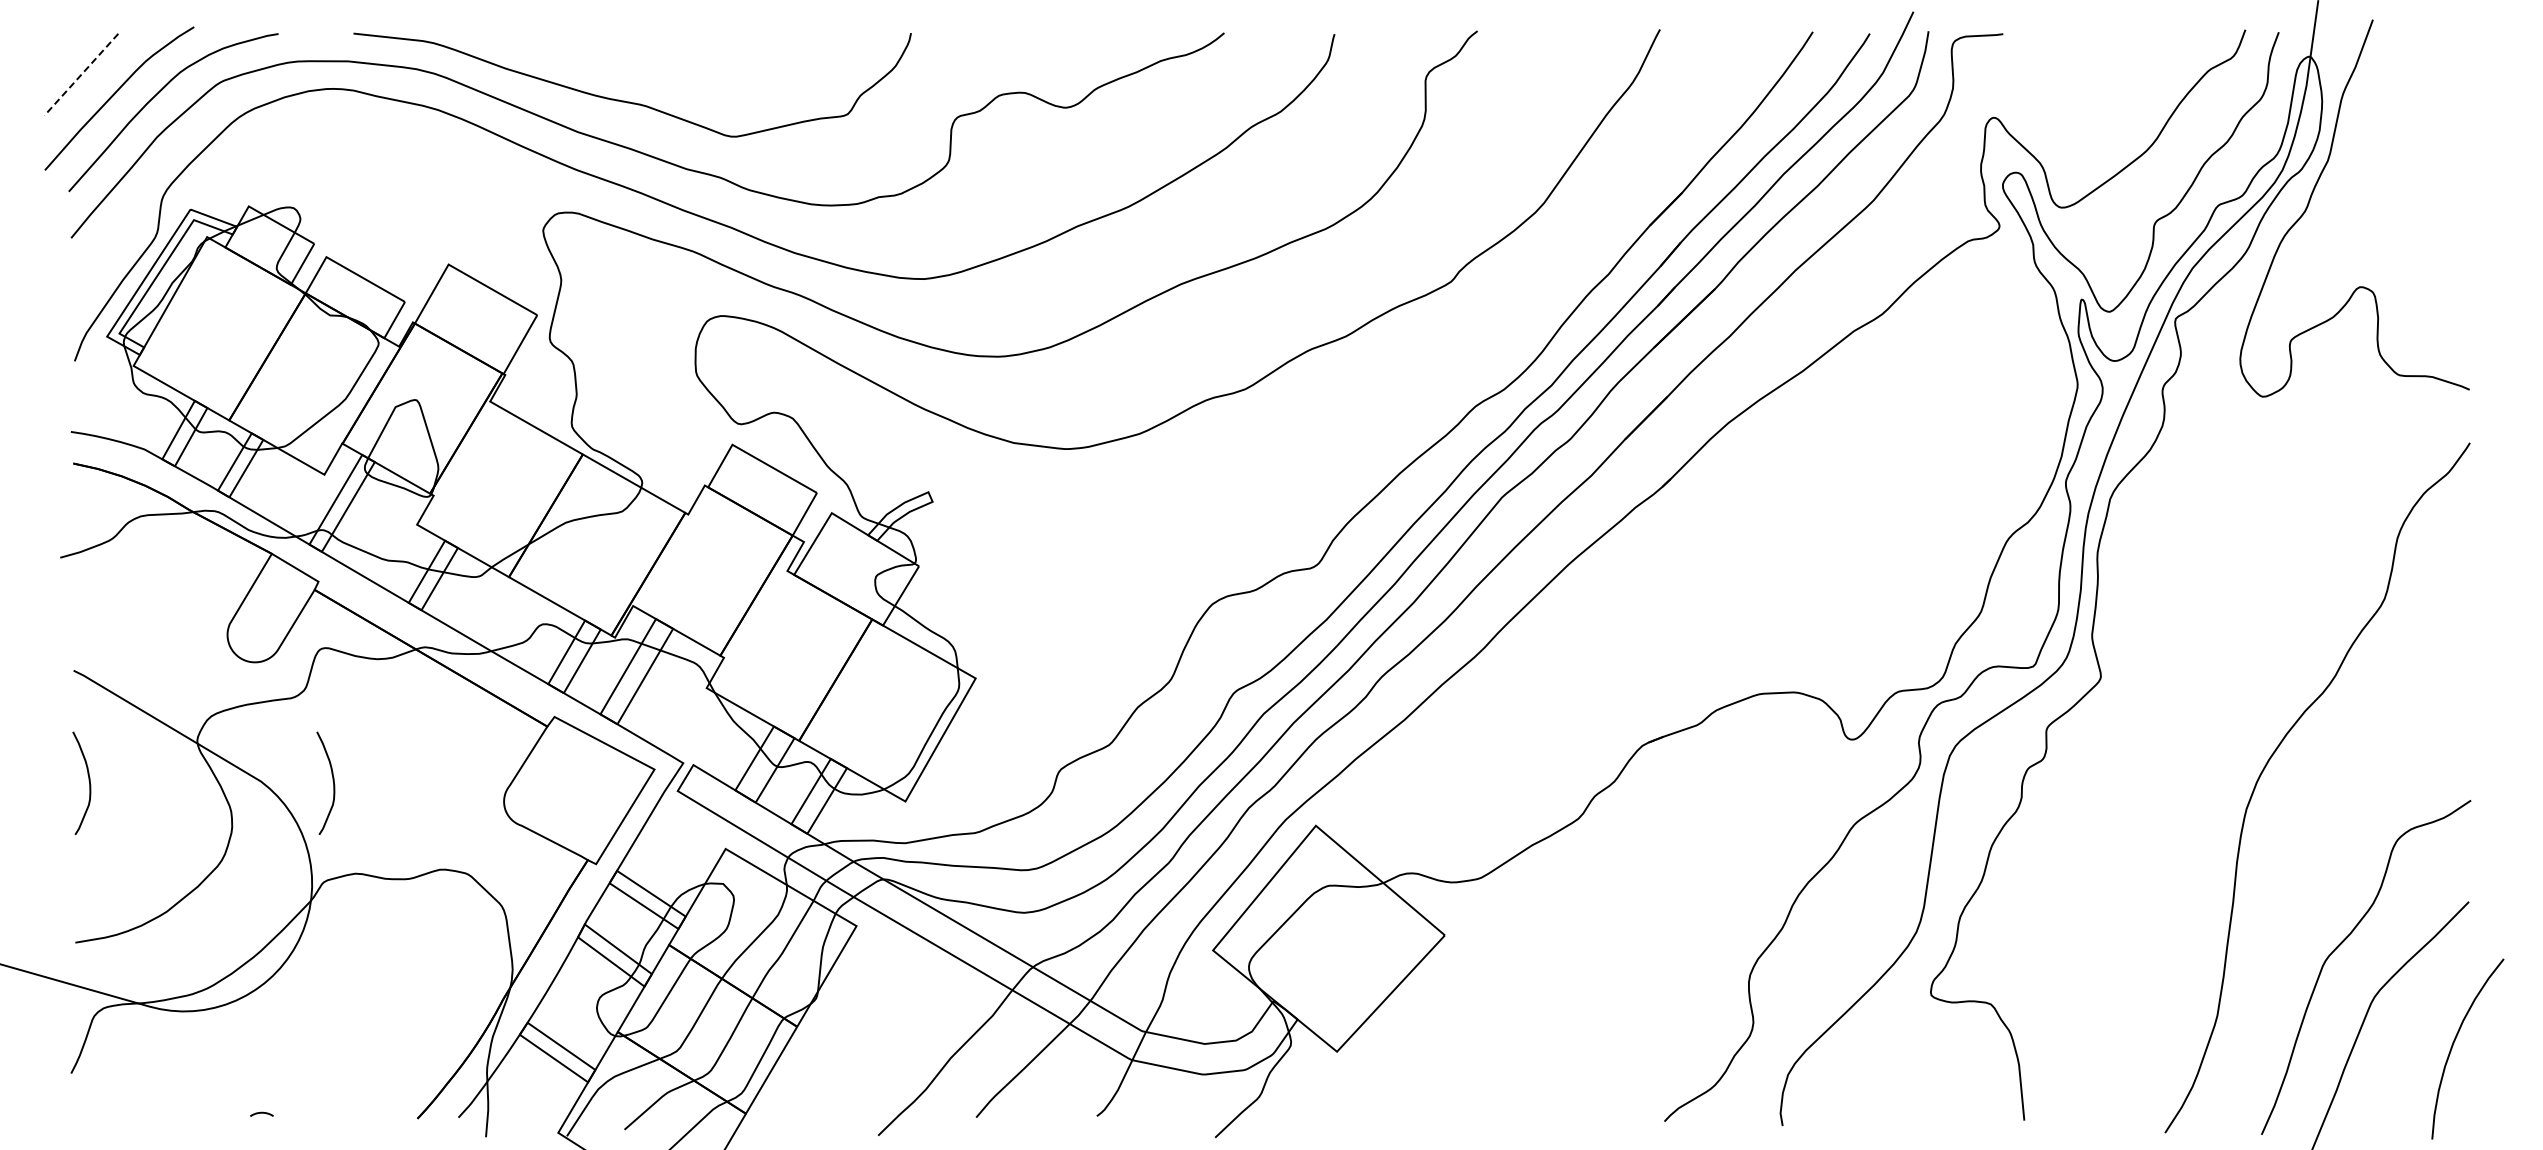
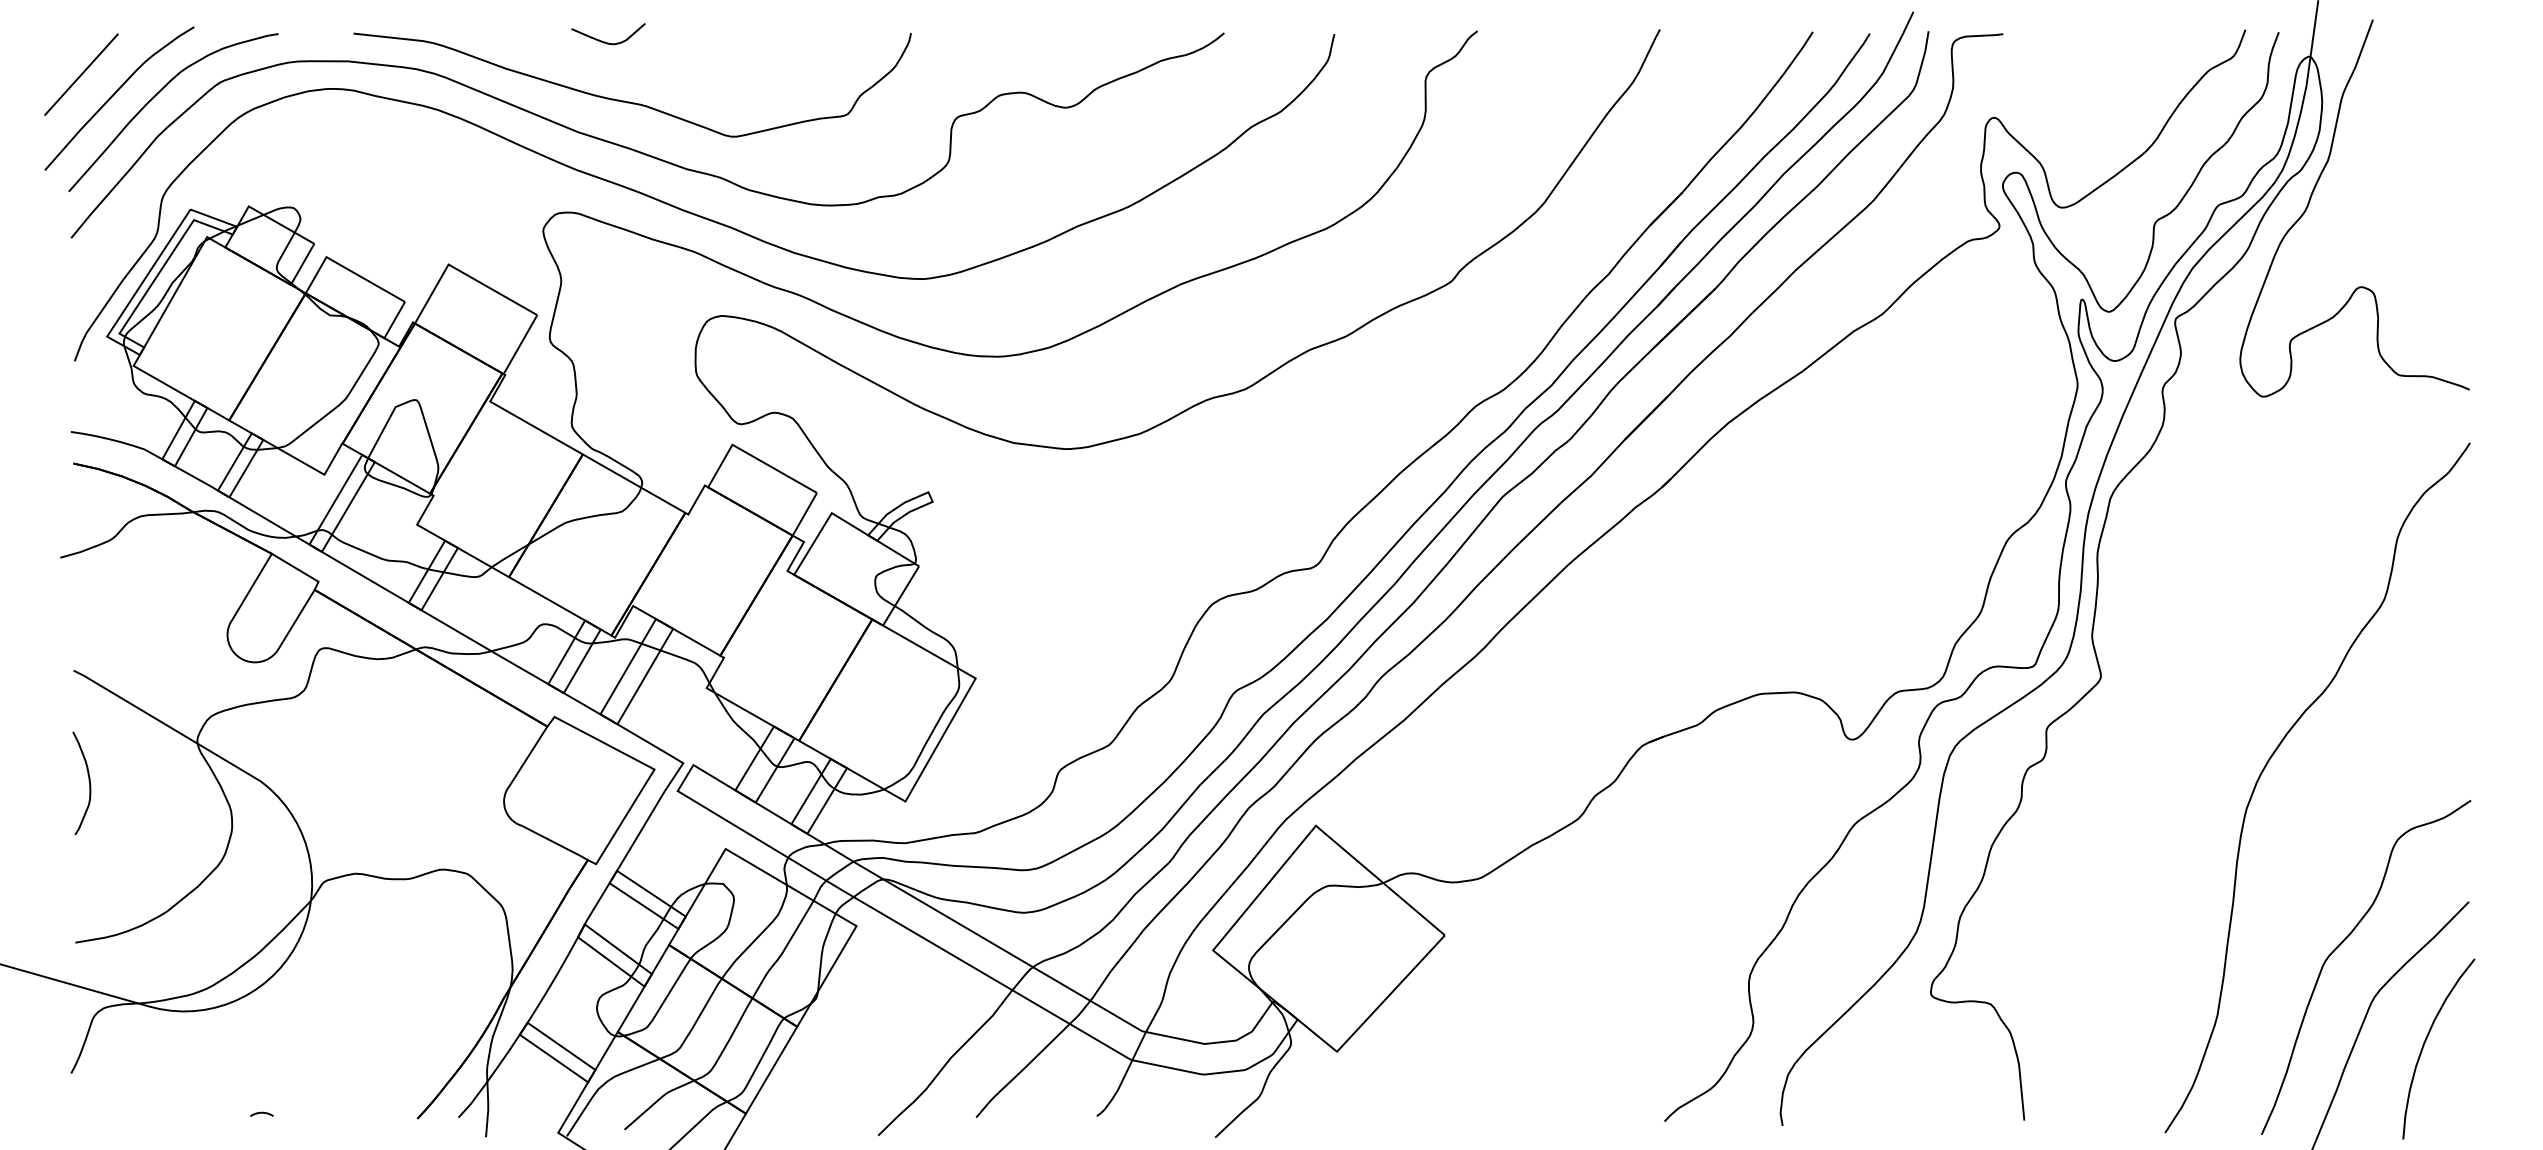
curve: none -> present (605, 41)
line: dashed -> solid (81, 75)
curve: present -> none (332, 780)
curve position: (2455, 1041) -> (2426, 1041) (2426, 1041)
